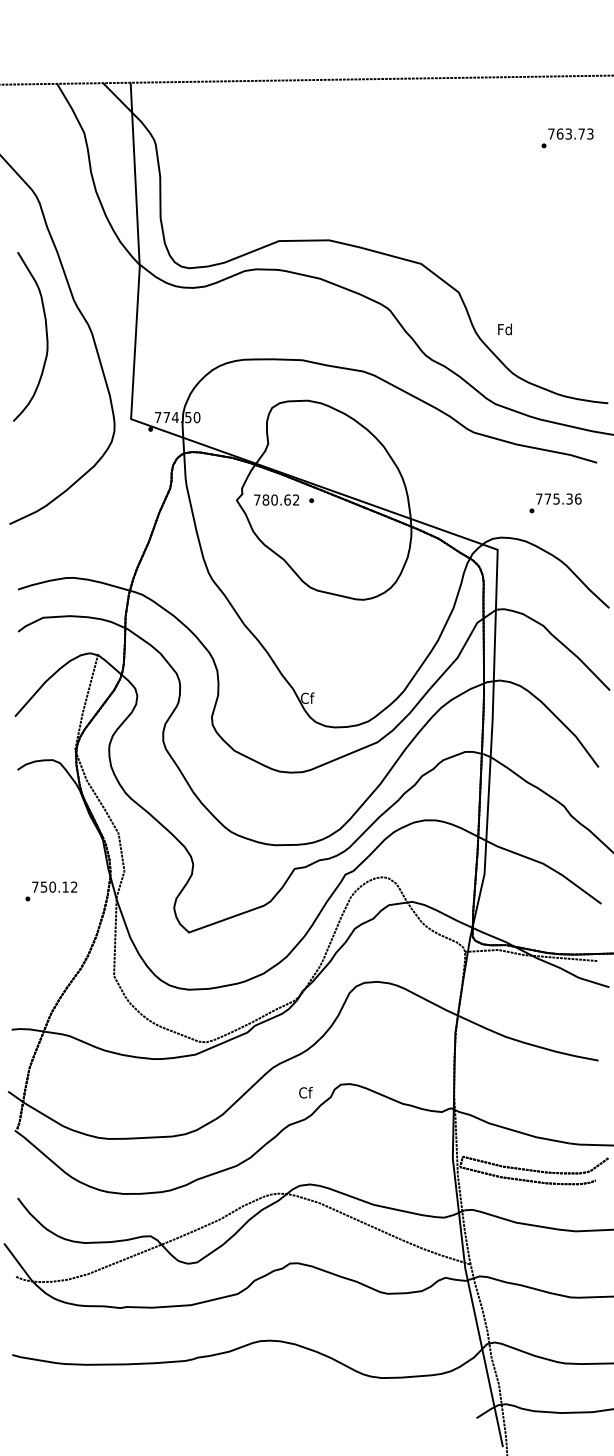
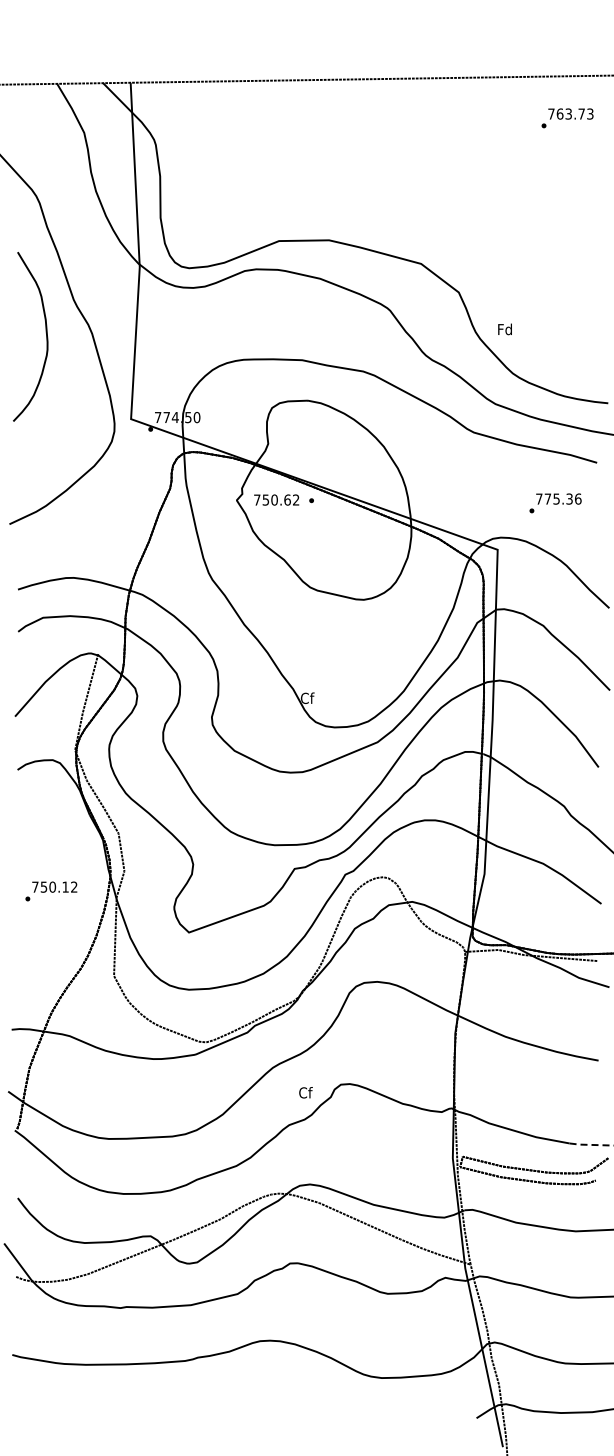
text position: (567, 138) -> (567, 118) (567, 118)
text: 780.62 -> 750.62 (265, 499)
line: solid -> dashed (591, 1144)
